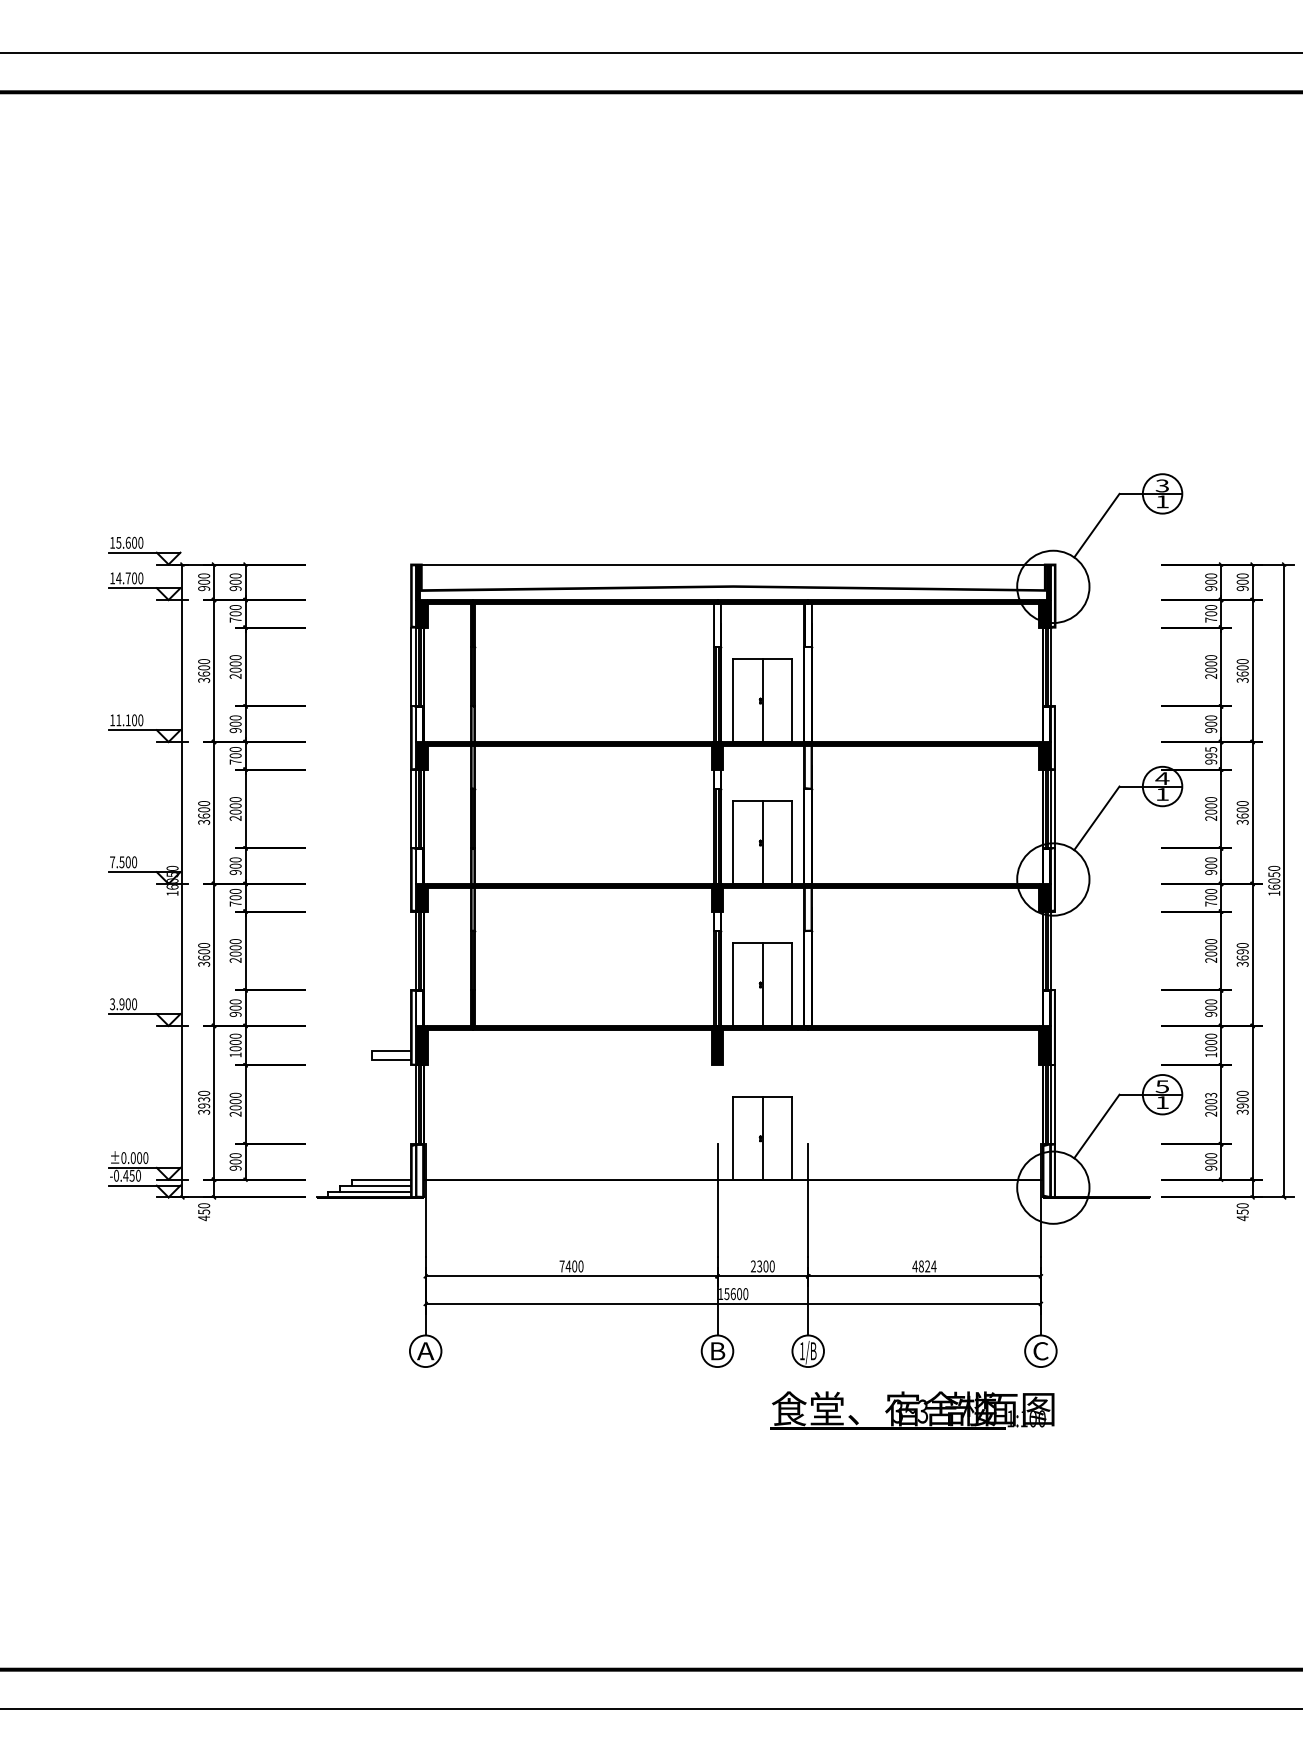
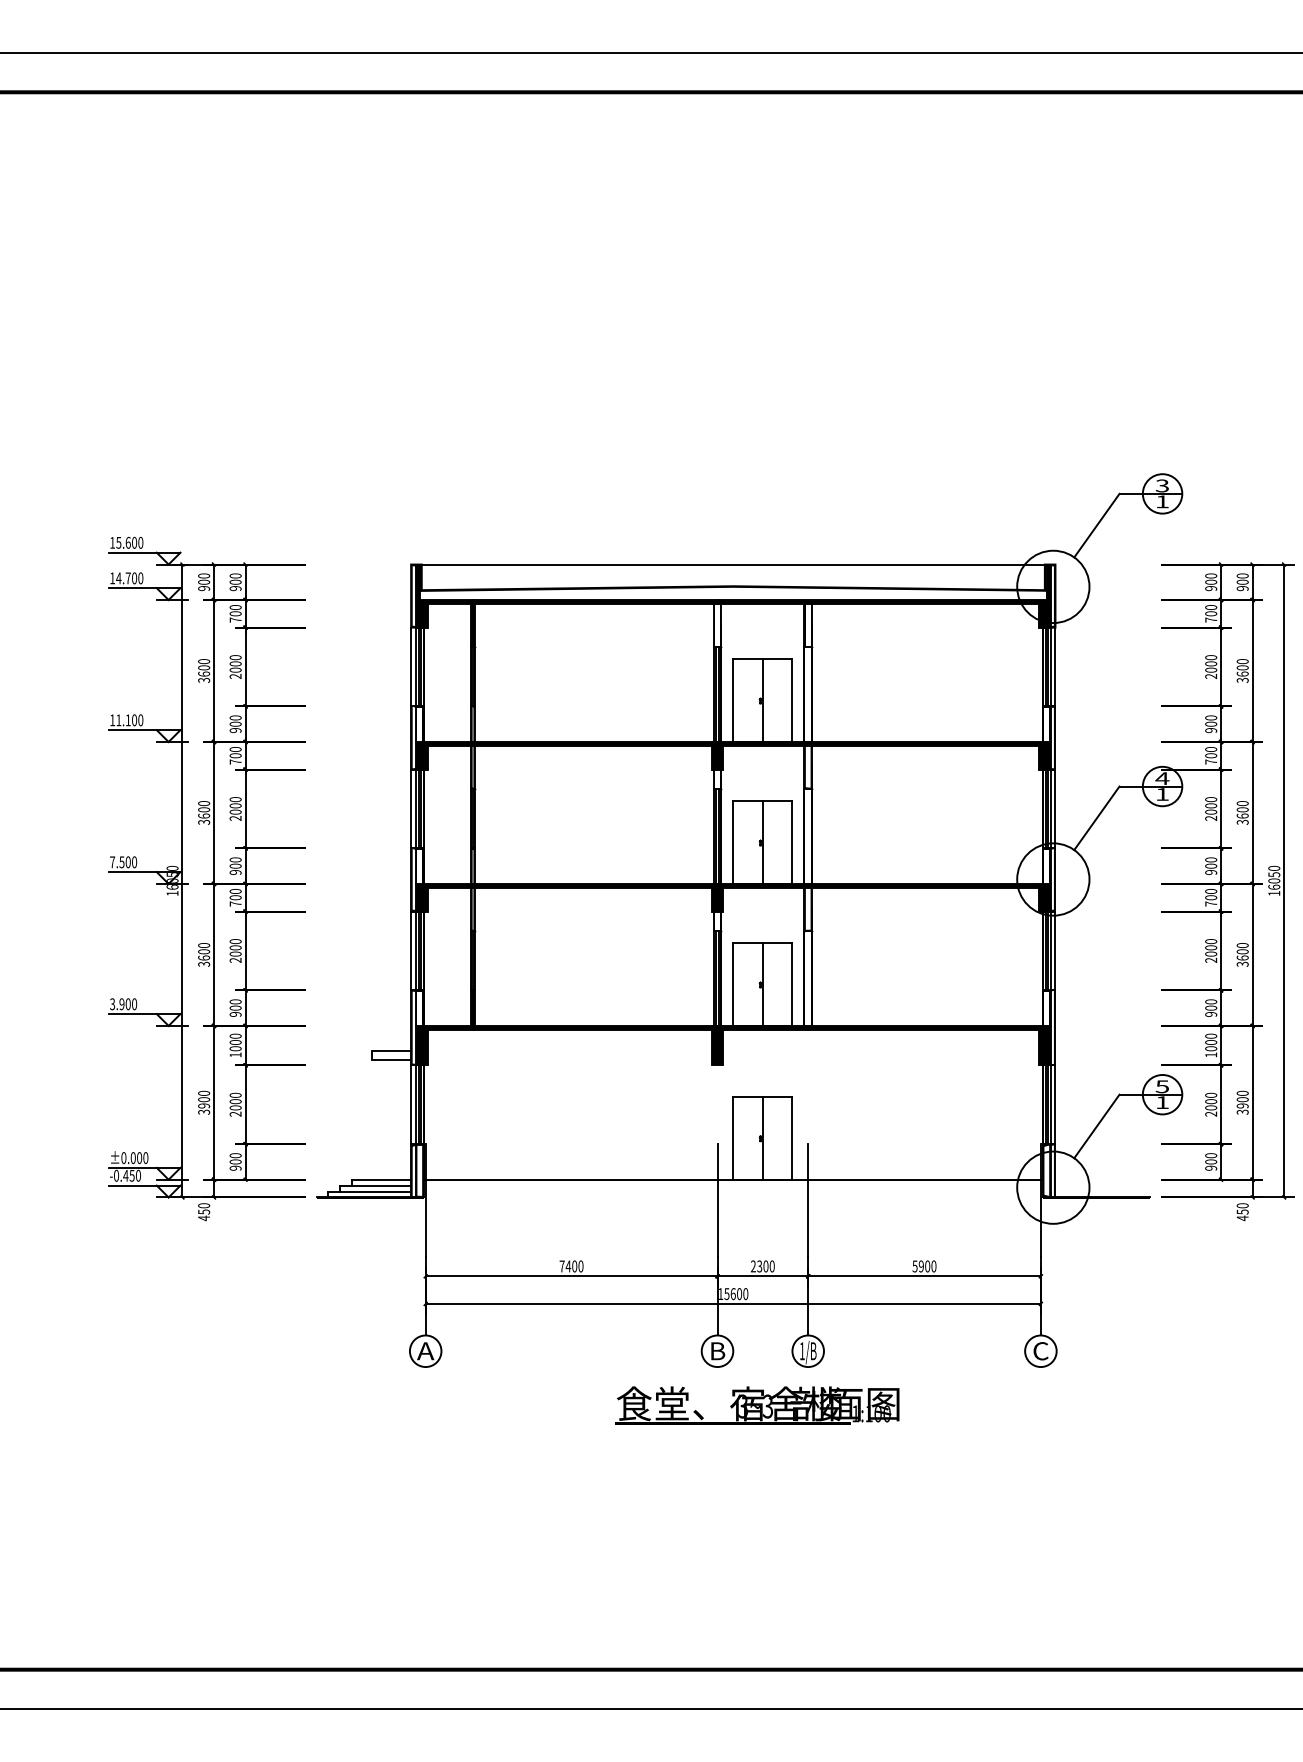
line: none -> present (1055, 666)
text: 995 -> 700 (1211, 755)
line: none -> present (411, 950)
line: none -> present (1055, 950)
text: 3690 -> 3600 (1242, 951)
text: 2003 -> 2000 (1211, 1094)
text: 3930 -> 3900 (204, 1099)
line: none -> present (411, 1104)
text: 4824 -> 5900 (924, 1266)
text position: (912, 1410) -> (757, 1405) (757, 1405)
